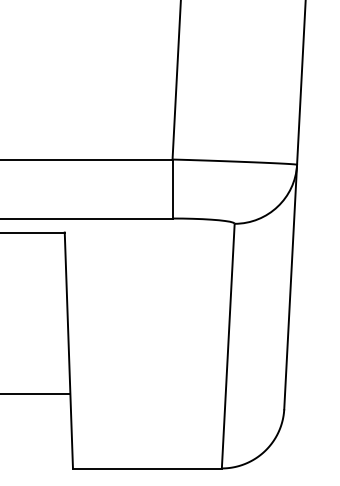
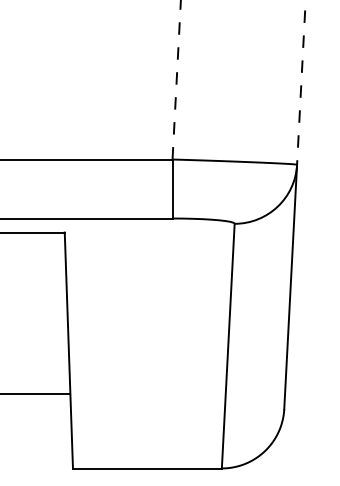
line: solid -> dashed (176, 79)
line: solid -> dashed (301, 83)
